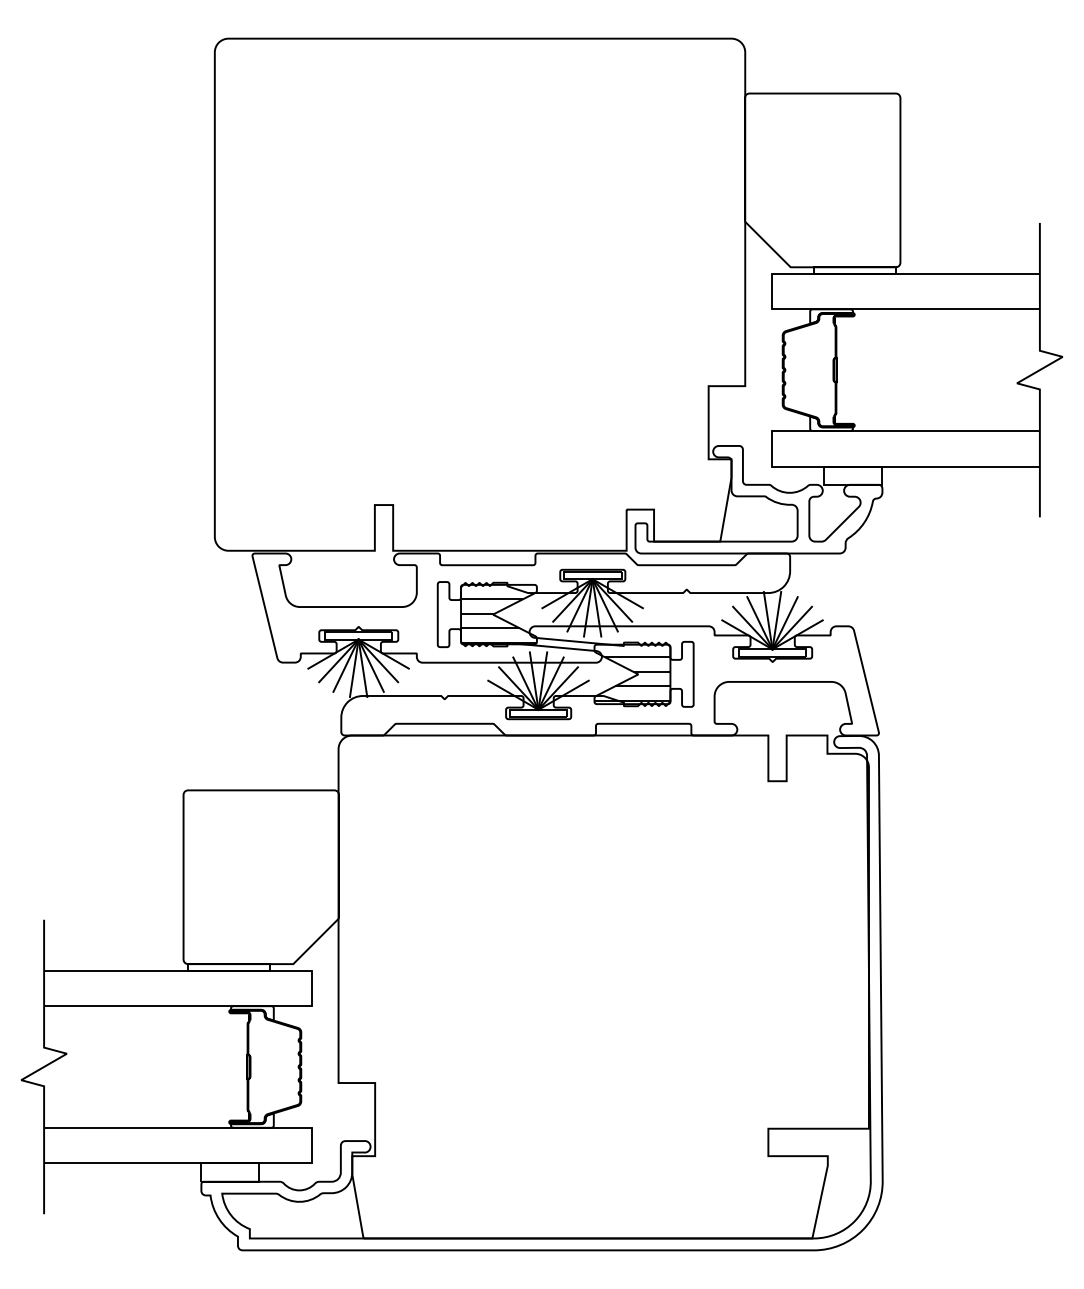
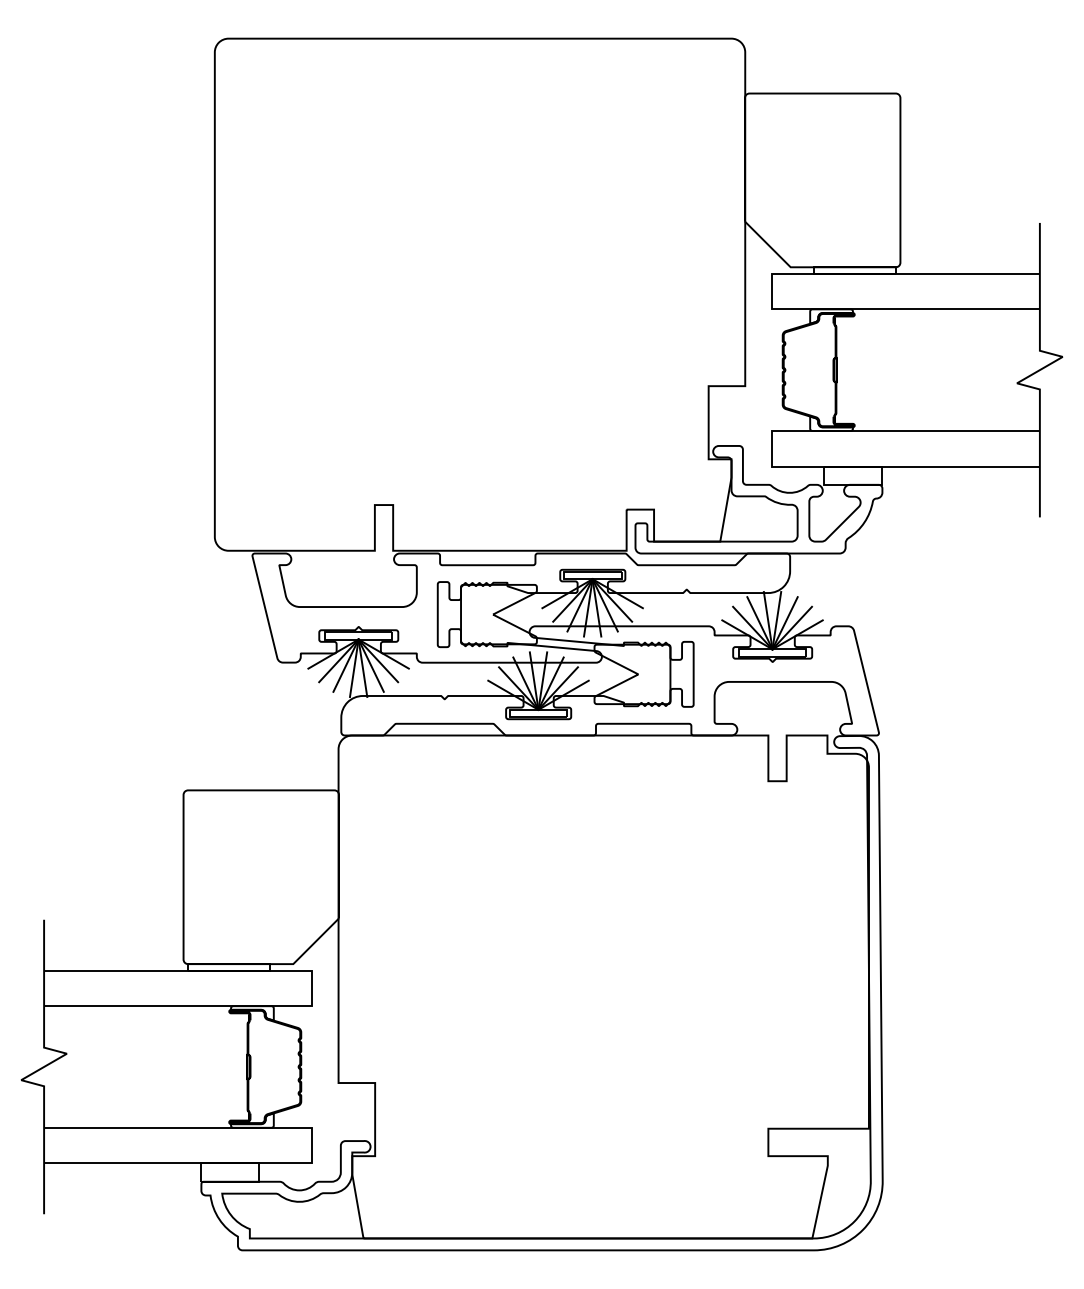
hatch: present -> none (498, 620)
hatch: present -> none (632, 679)
